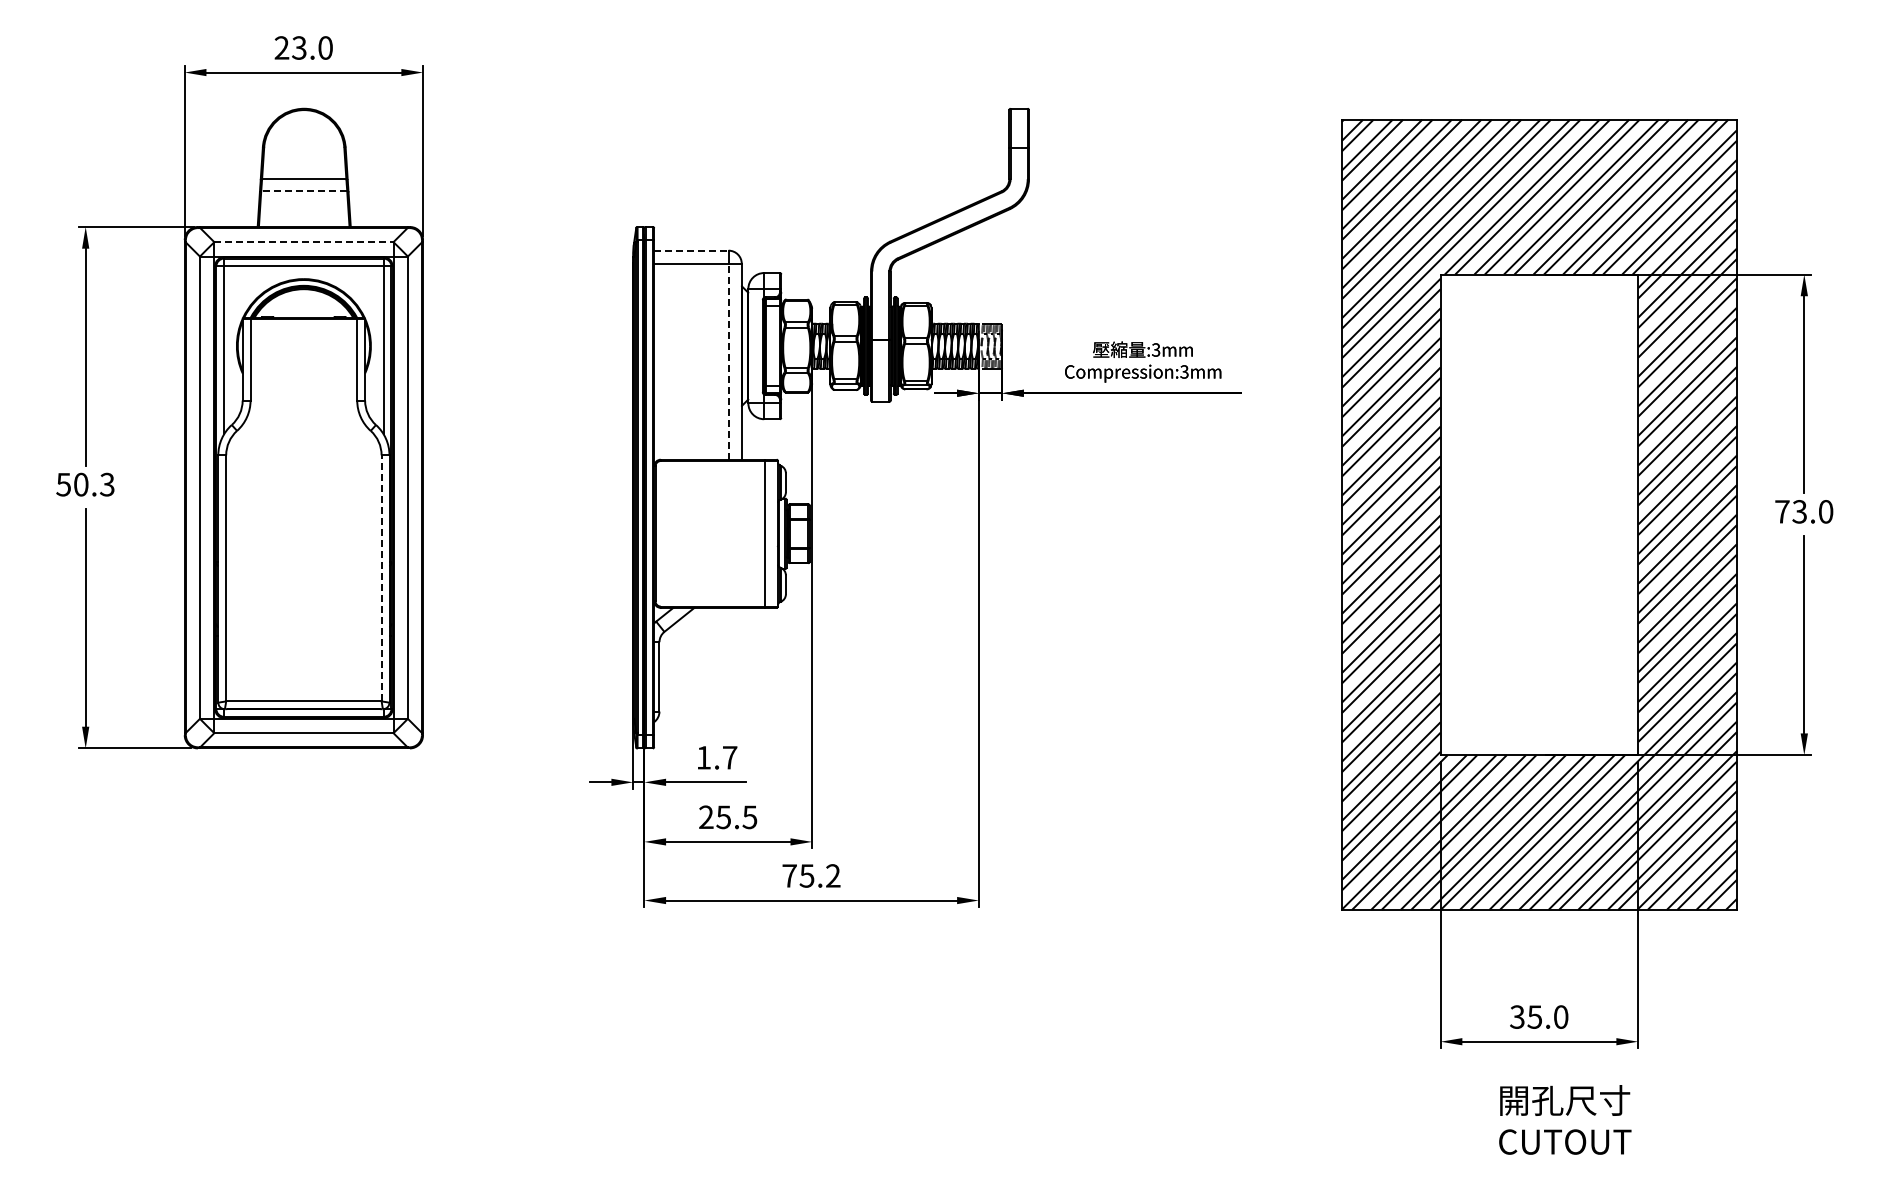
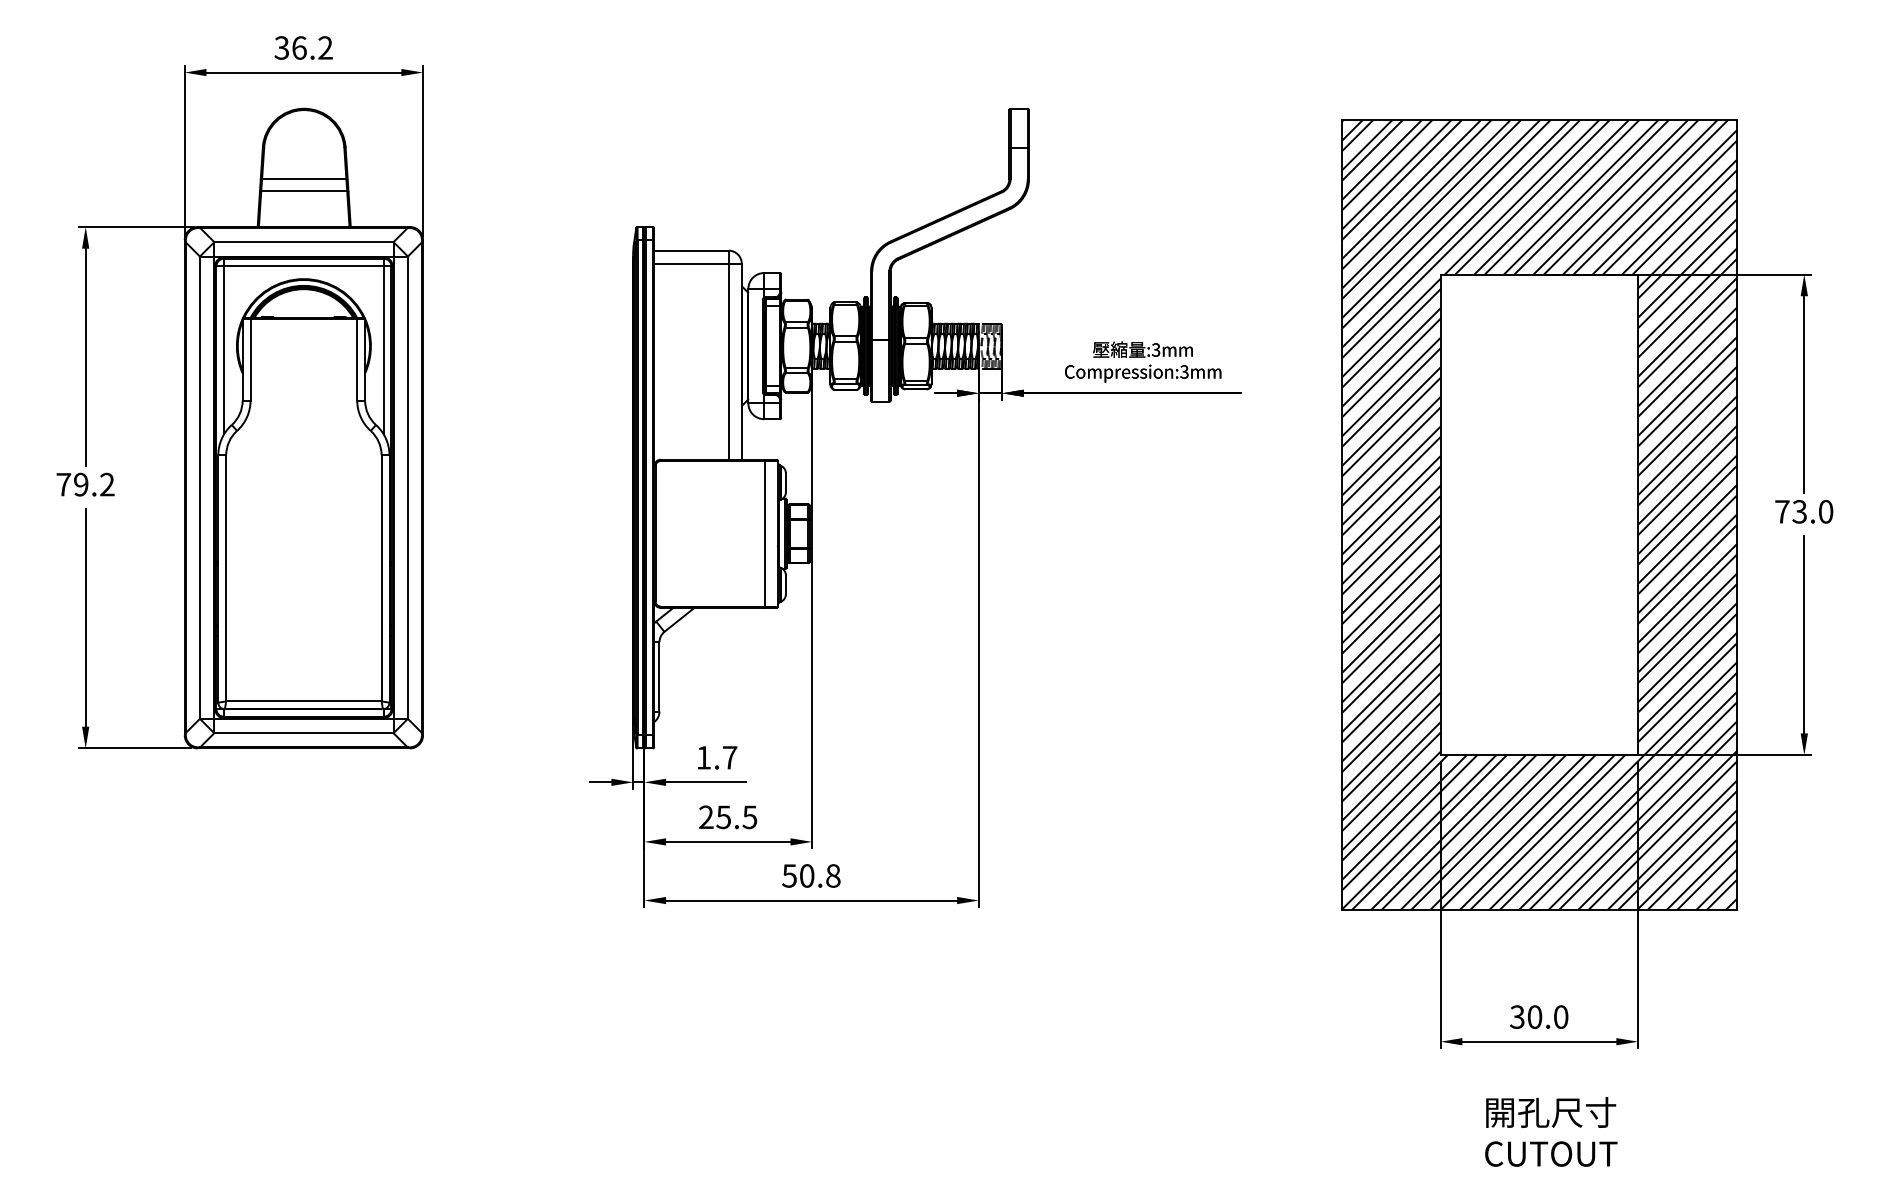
text: 23.0 -> 36.2 (303, 47)
line: dashed -> solid (304, 191)
line: dashed -> solid (303, 242)
line: dashed -> solid (691, 250)
line: dashed -> solid (728, 361)
text: 50.3 -> 79.2 (85, 484)
line: dashed -> solid (381, 577)
text: 75.2 -> 50.8 (811, 875)
text: 35.0 -> 30.0 (1534, 1016)
text position: (1565, 1119) -> (1551, 1131) (1551, 1131)
